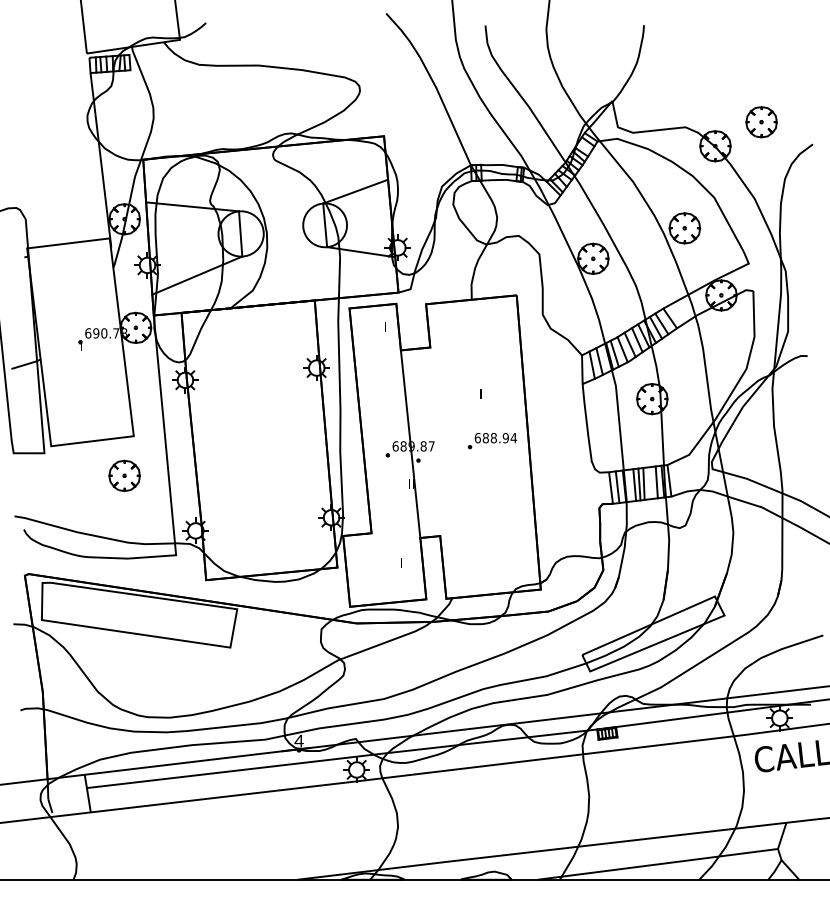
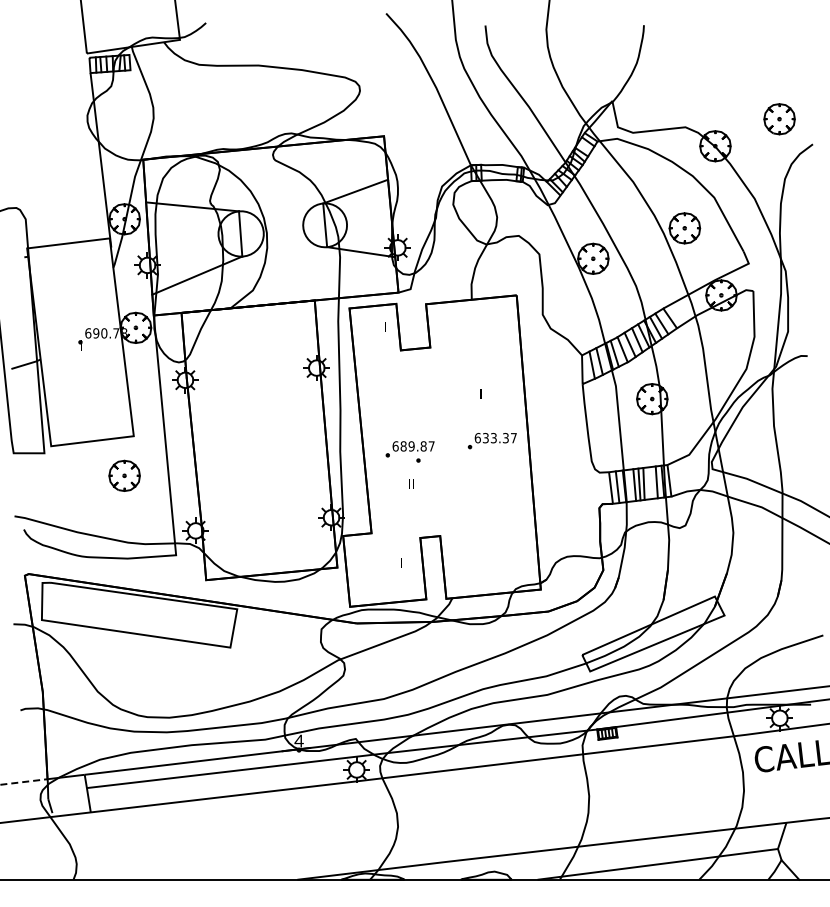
part position: (761, 122) -> (779, 119) (779, 119)
text: 688.94 -> 633.37 (499, 438)
line: present -> none (410, 444)
line: solid -> dashed (24, 782)
